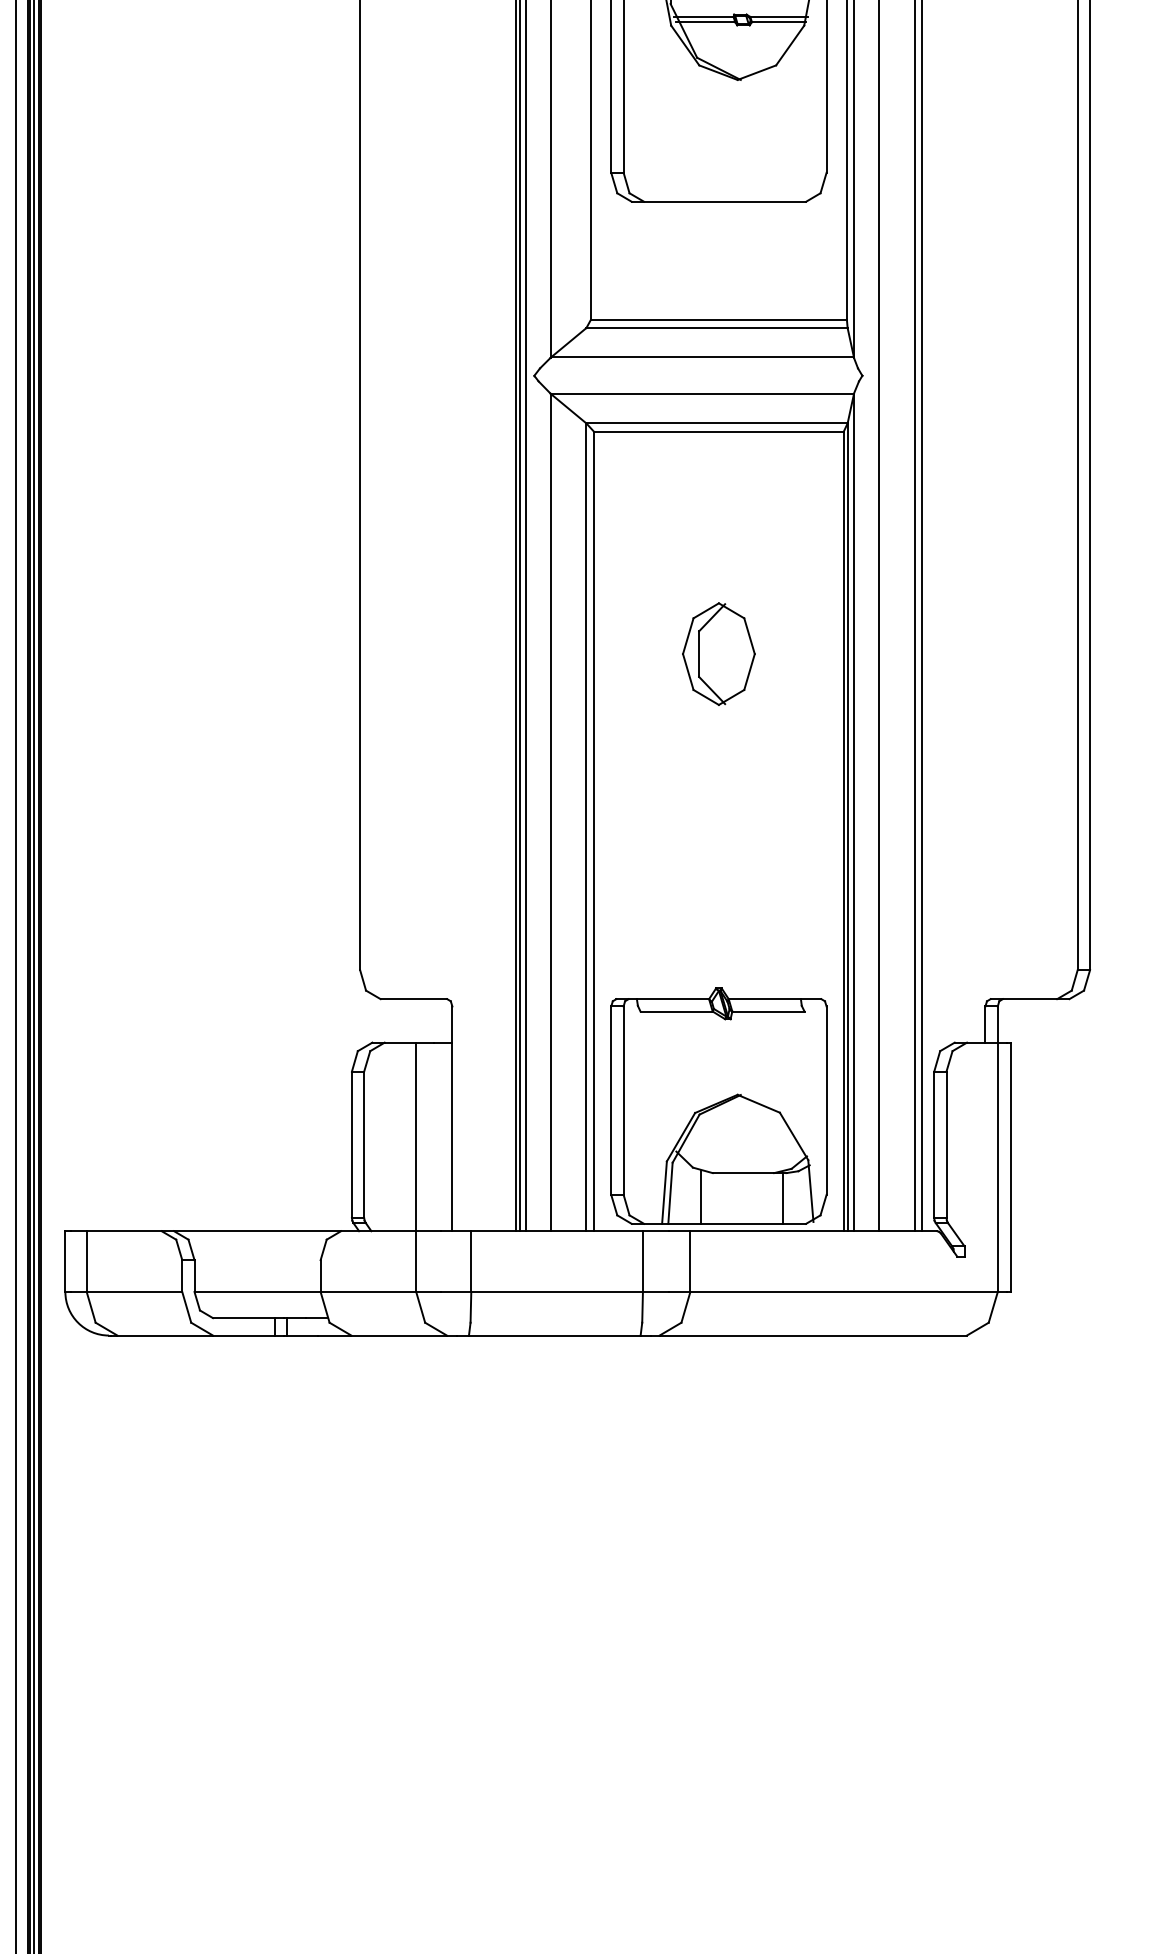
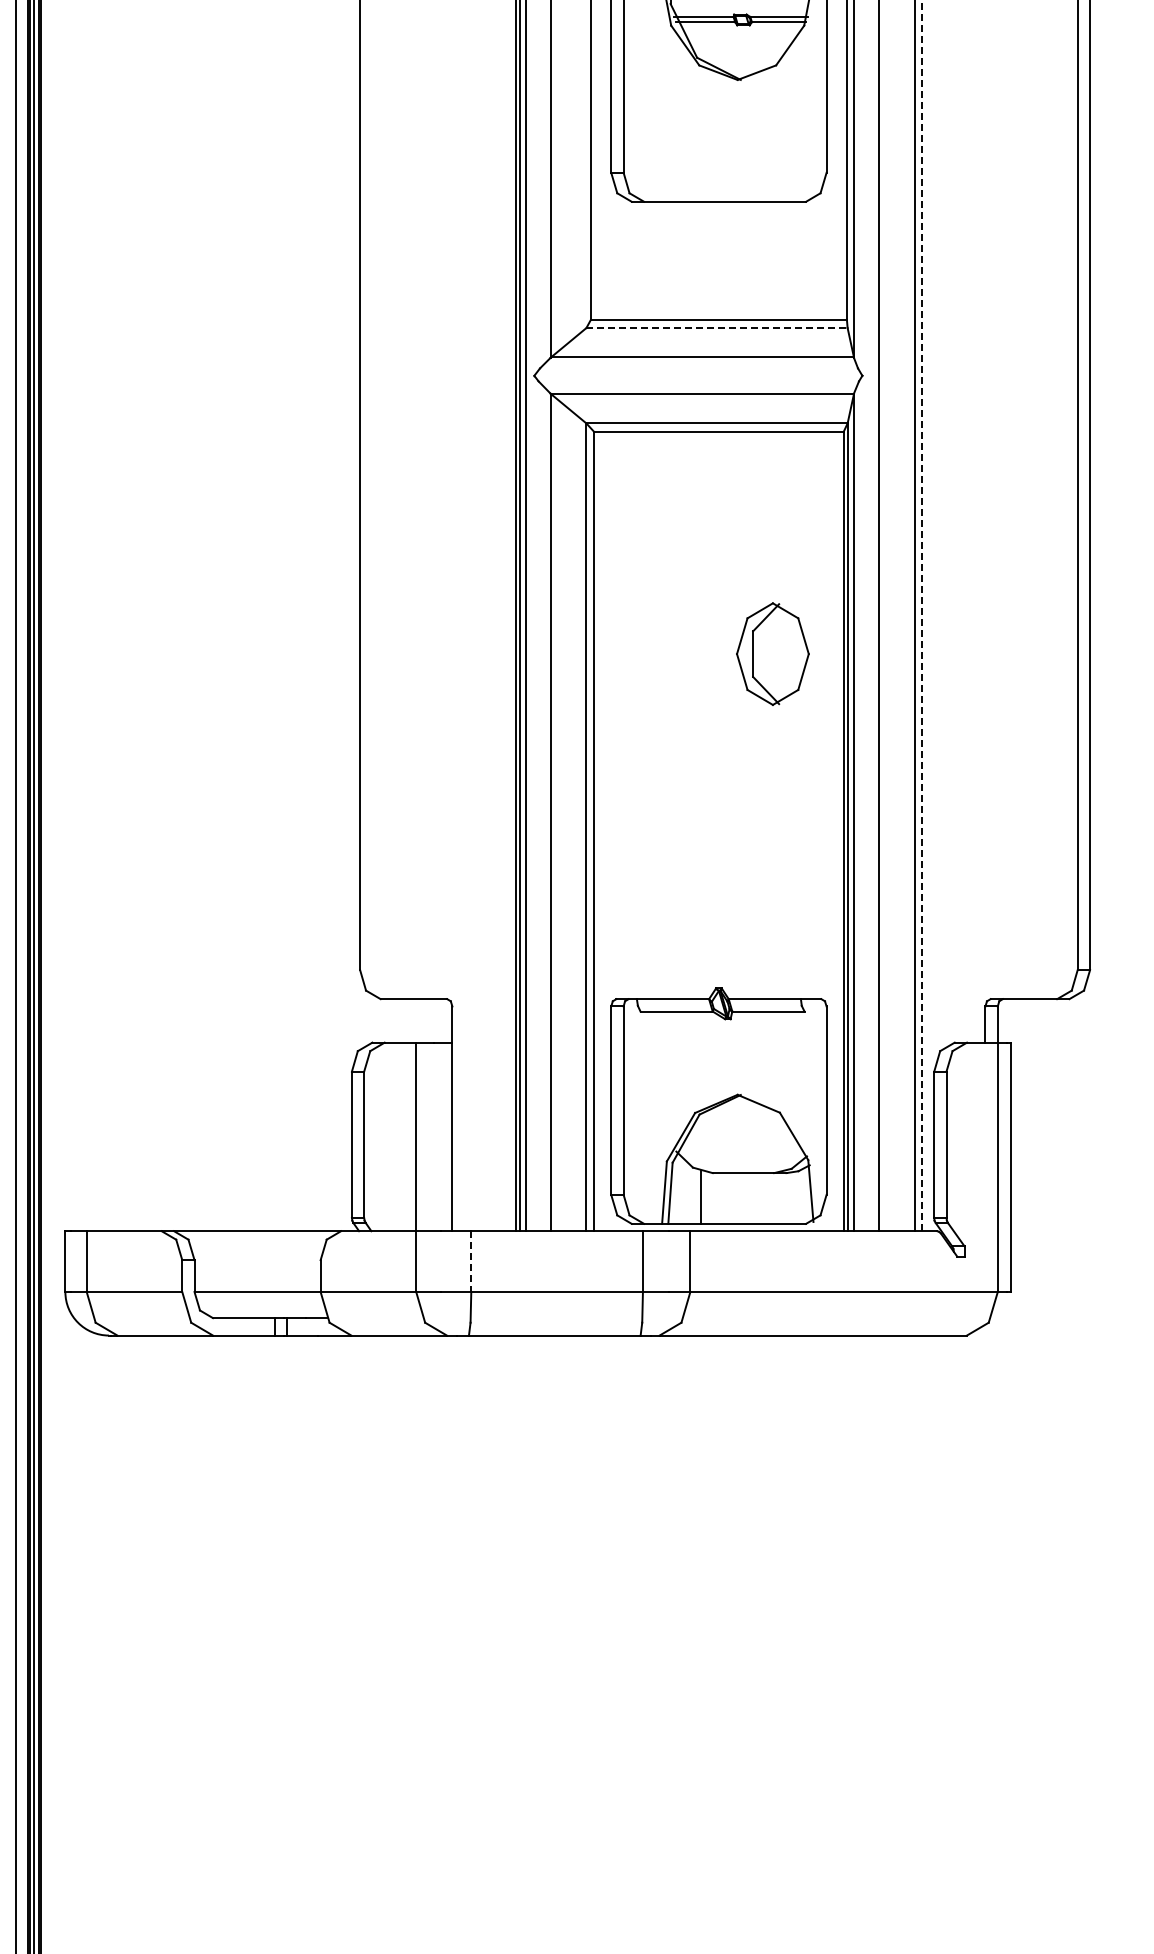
line: solid -> dashed (717, 328)
line: solid -> dashed (922, 615)
part position: (718, 653) -> (772, 653) (772, 653)
line: present -> none (782, 1198)
line: solid -> dashed (471, 1262)
